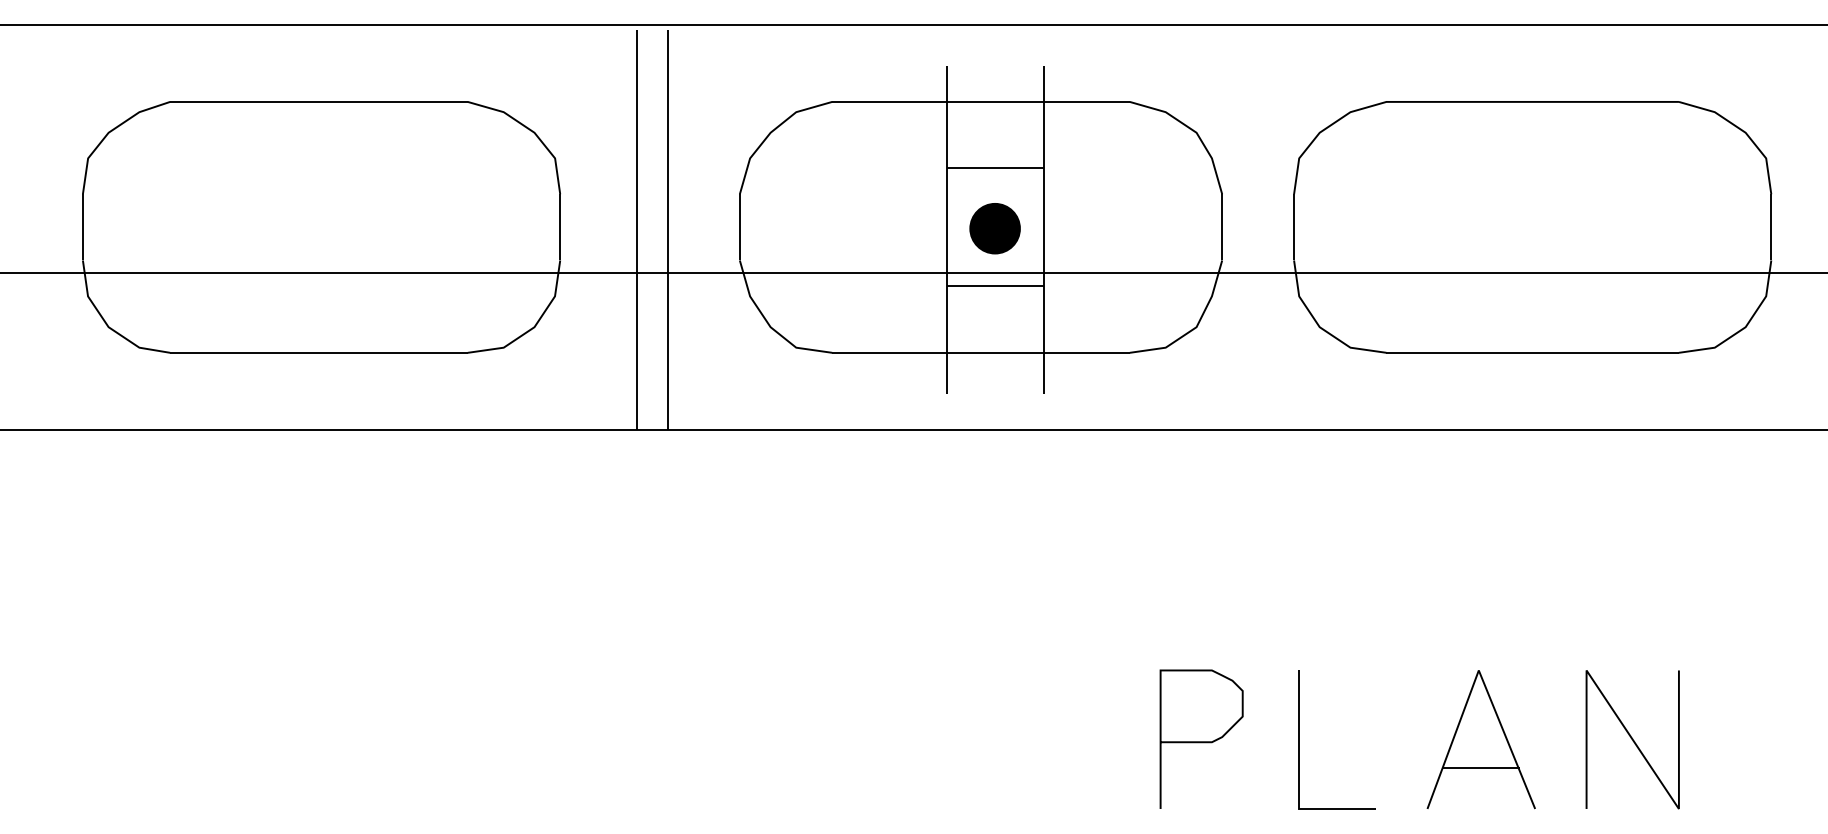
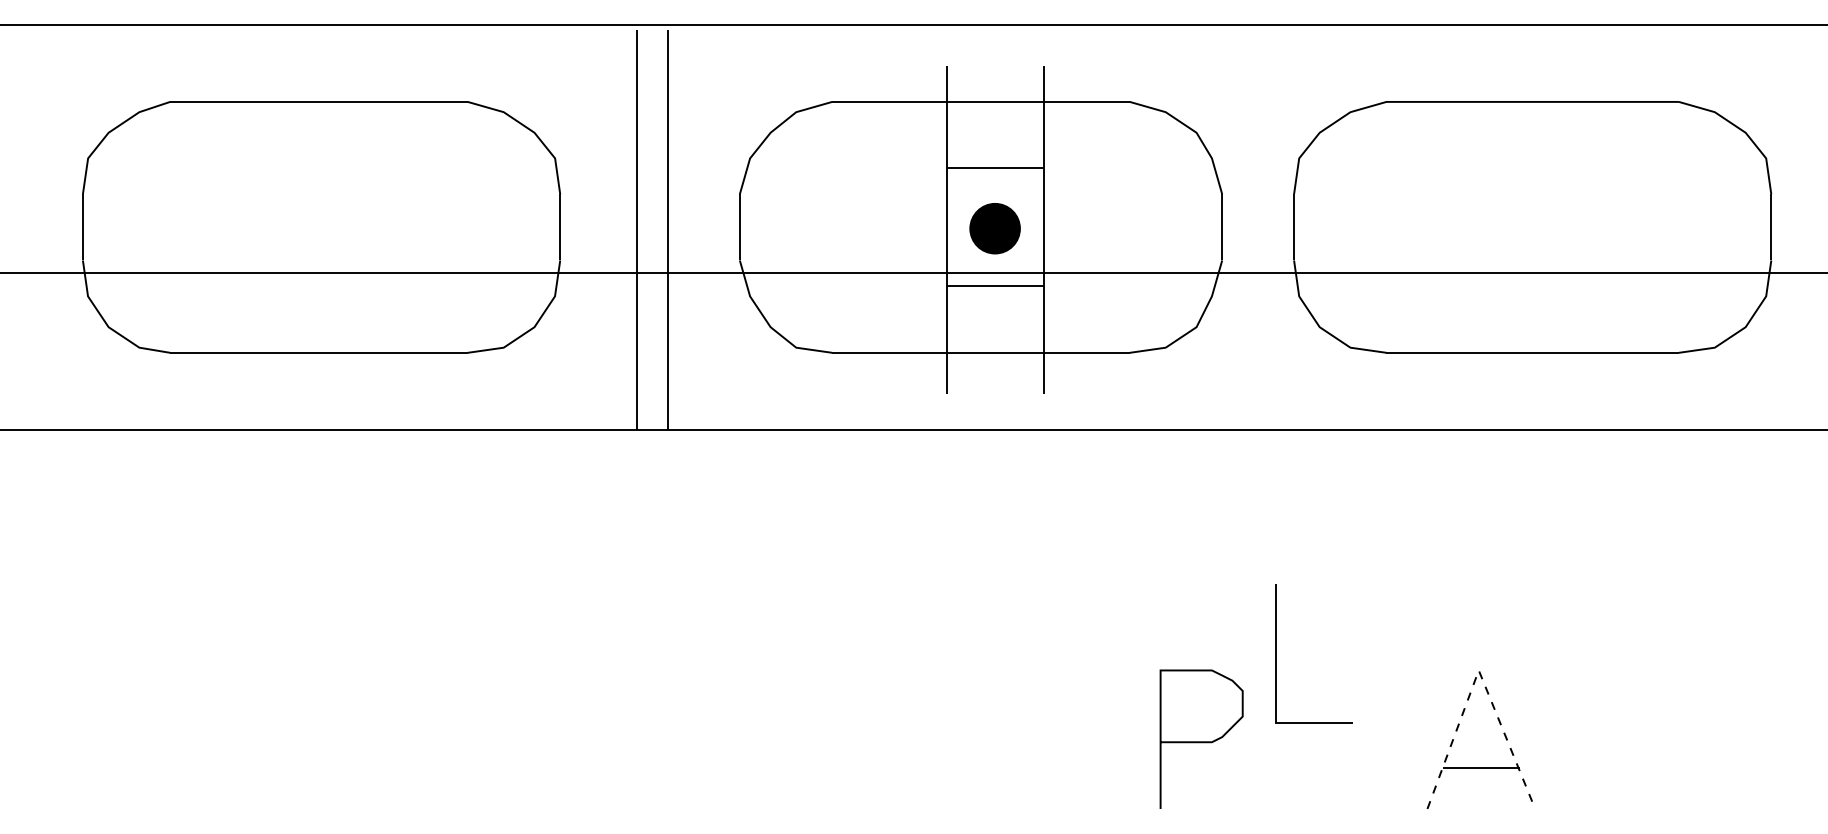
line: solid -> dashed (1479, 671)
line position: (1299, 739) -> (1276, 653) (1276, 653)
line: present -> none (1632, 739)
